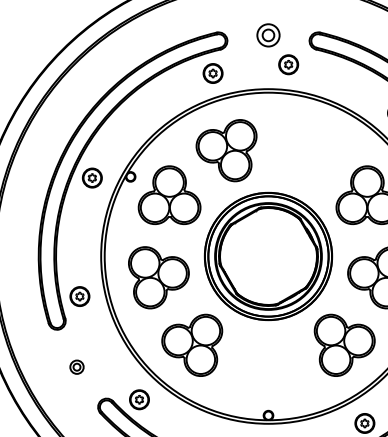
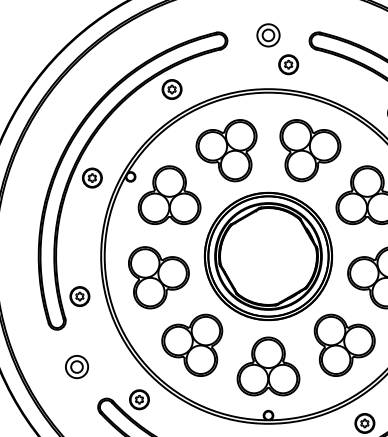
part position: (212, 73) -> (171, 89) (171, 89)
part: none -> present (310, 150)
part size: 16x16 px -> 24x25 px (76, 367)
part: none -> present (268, 366)
